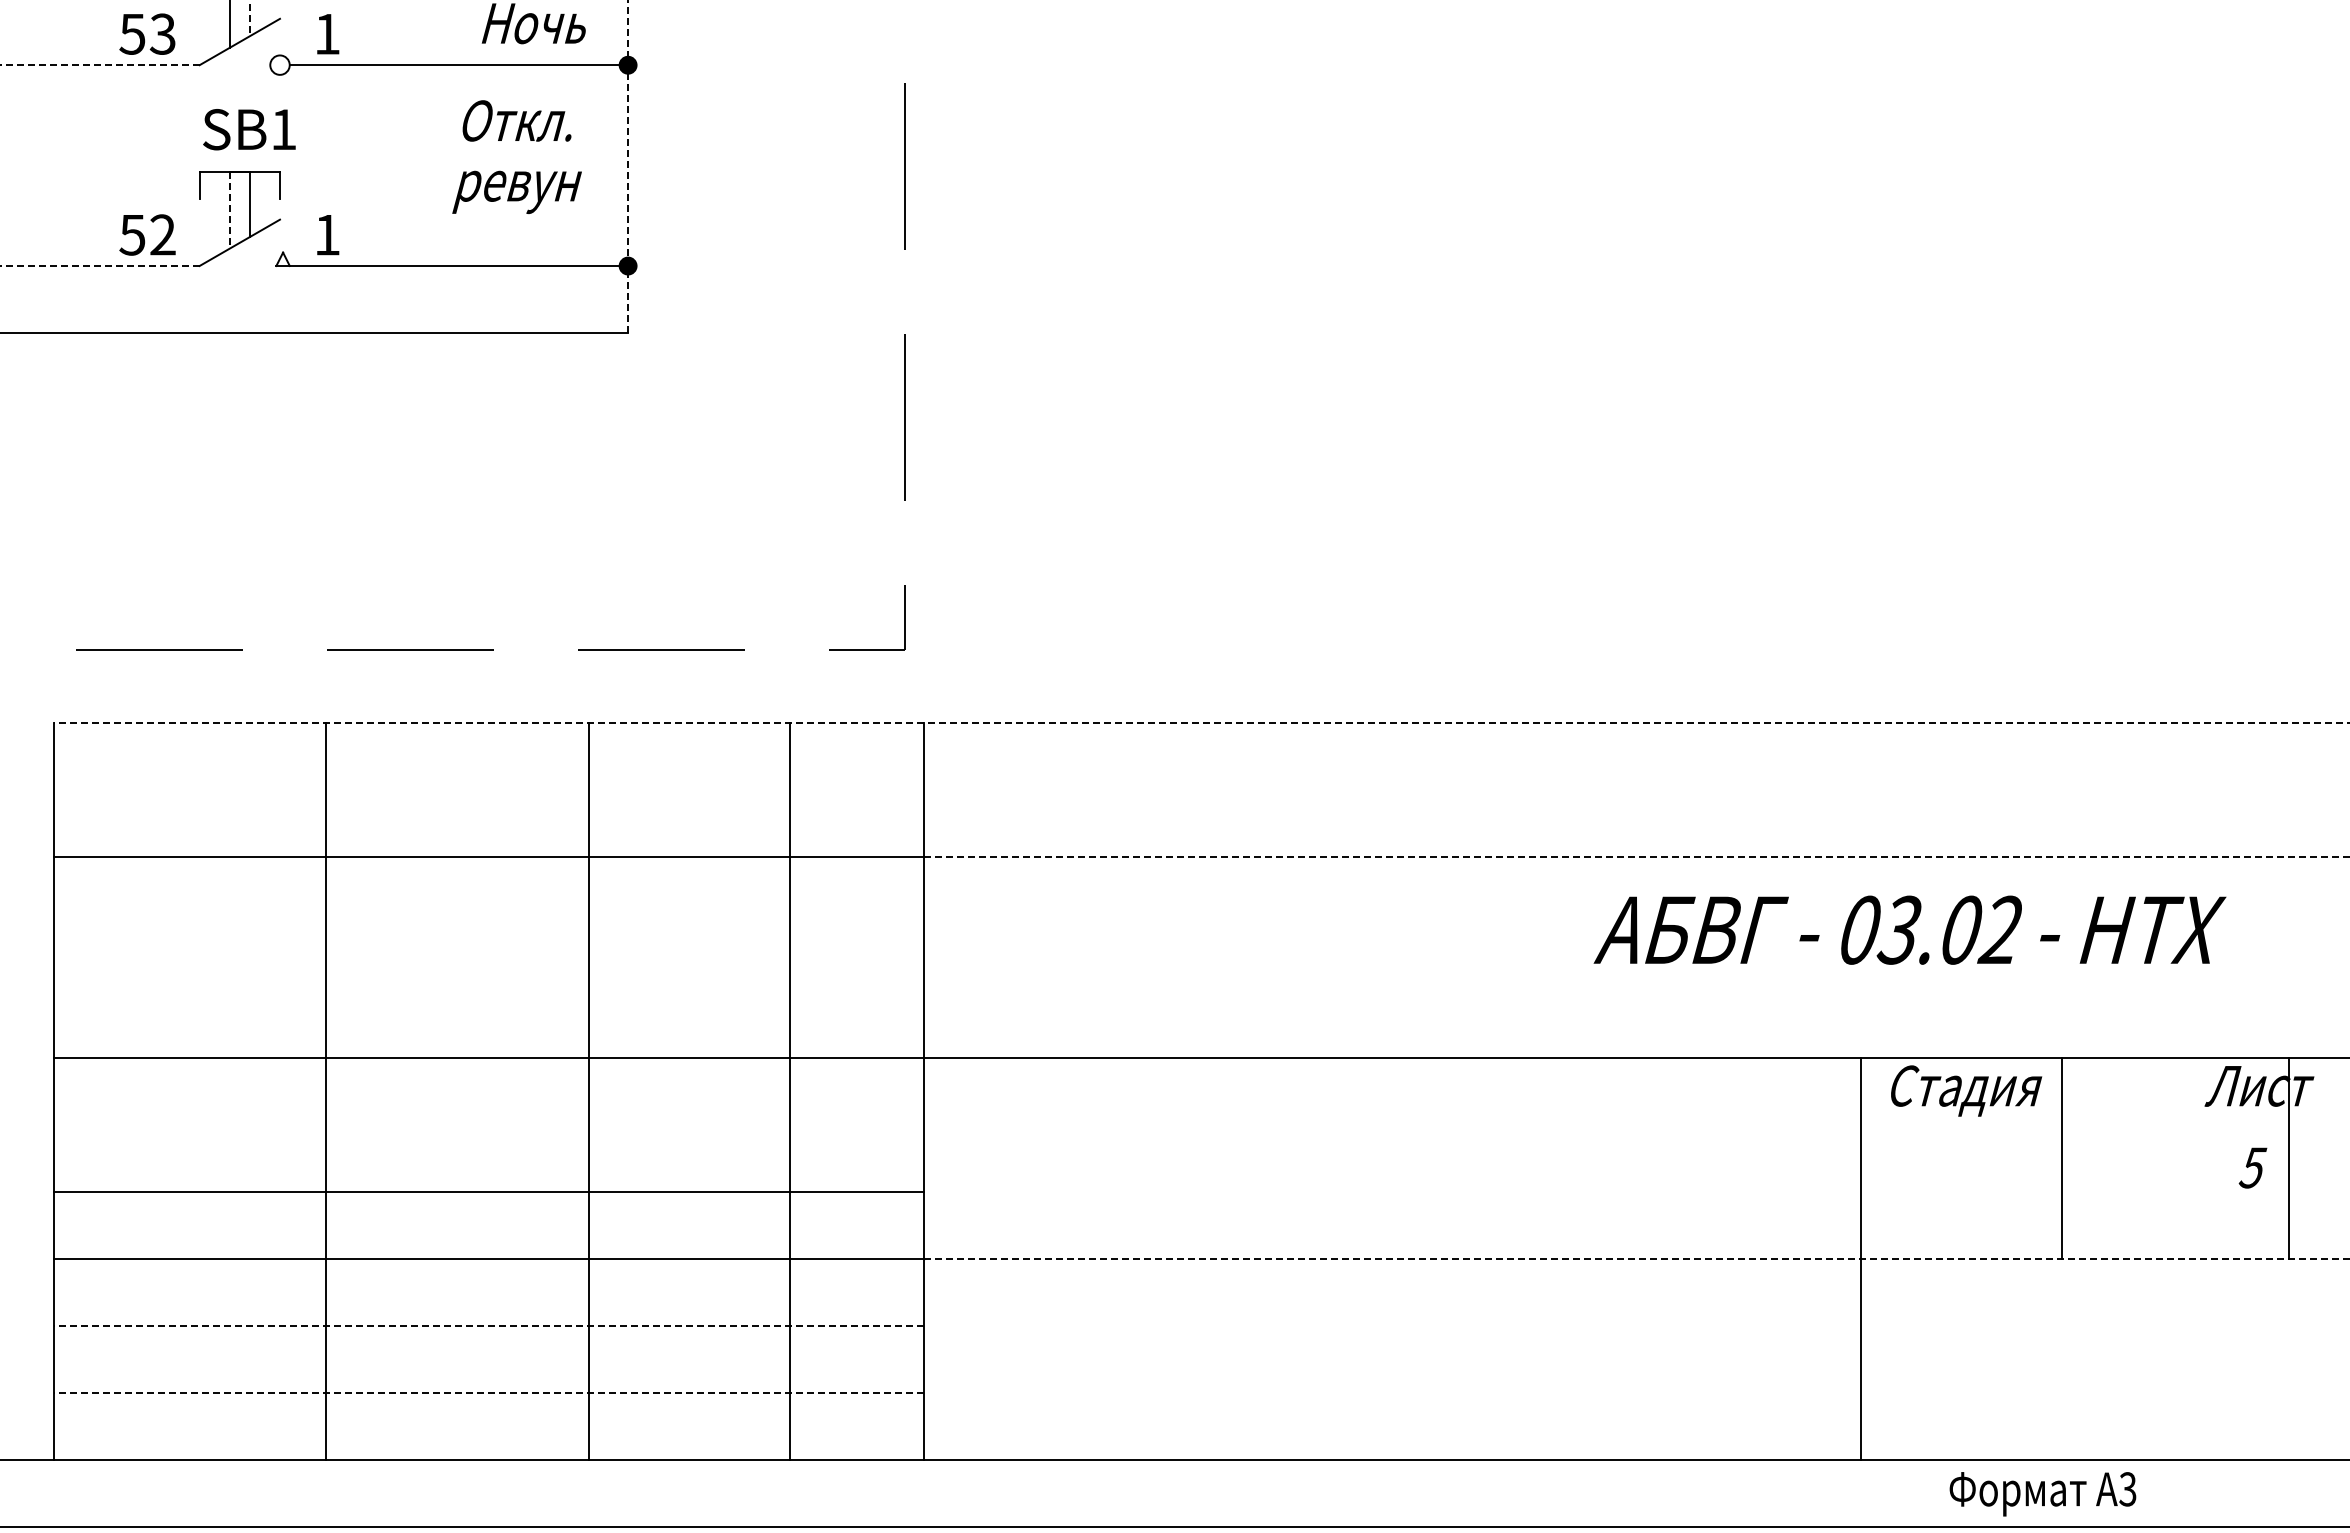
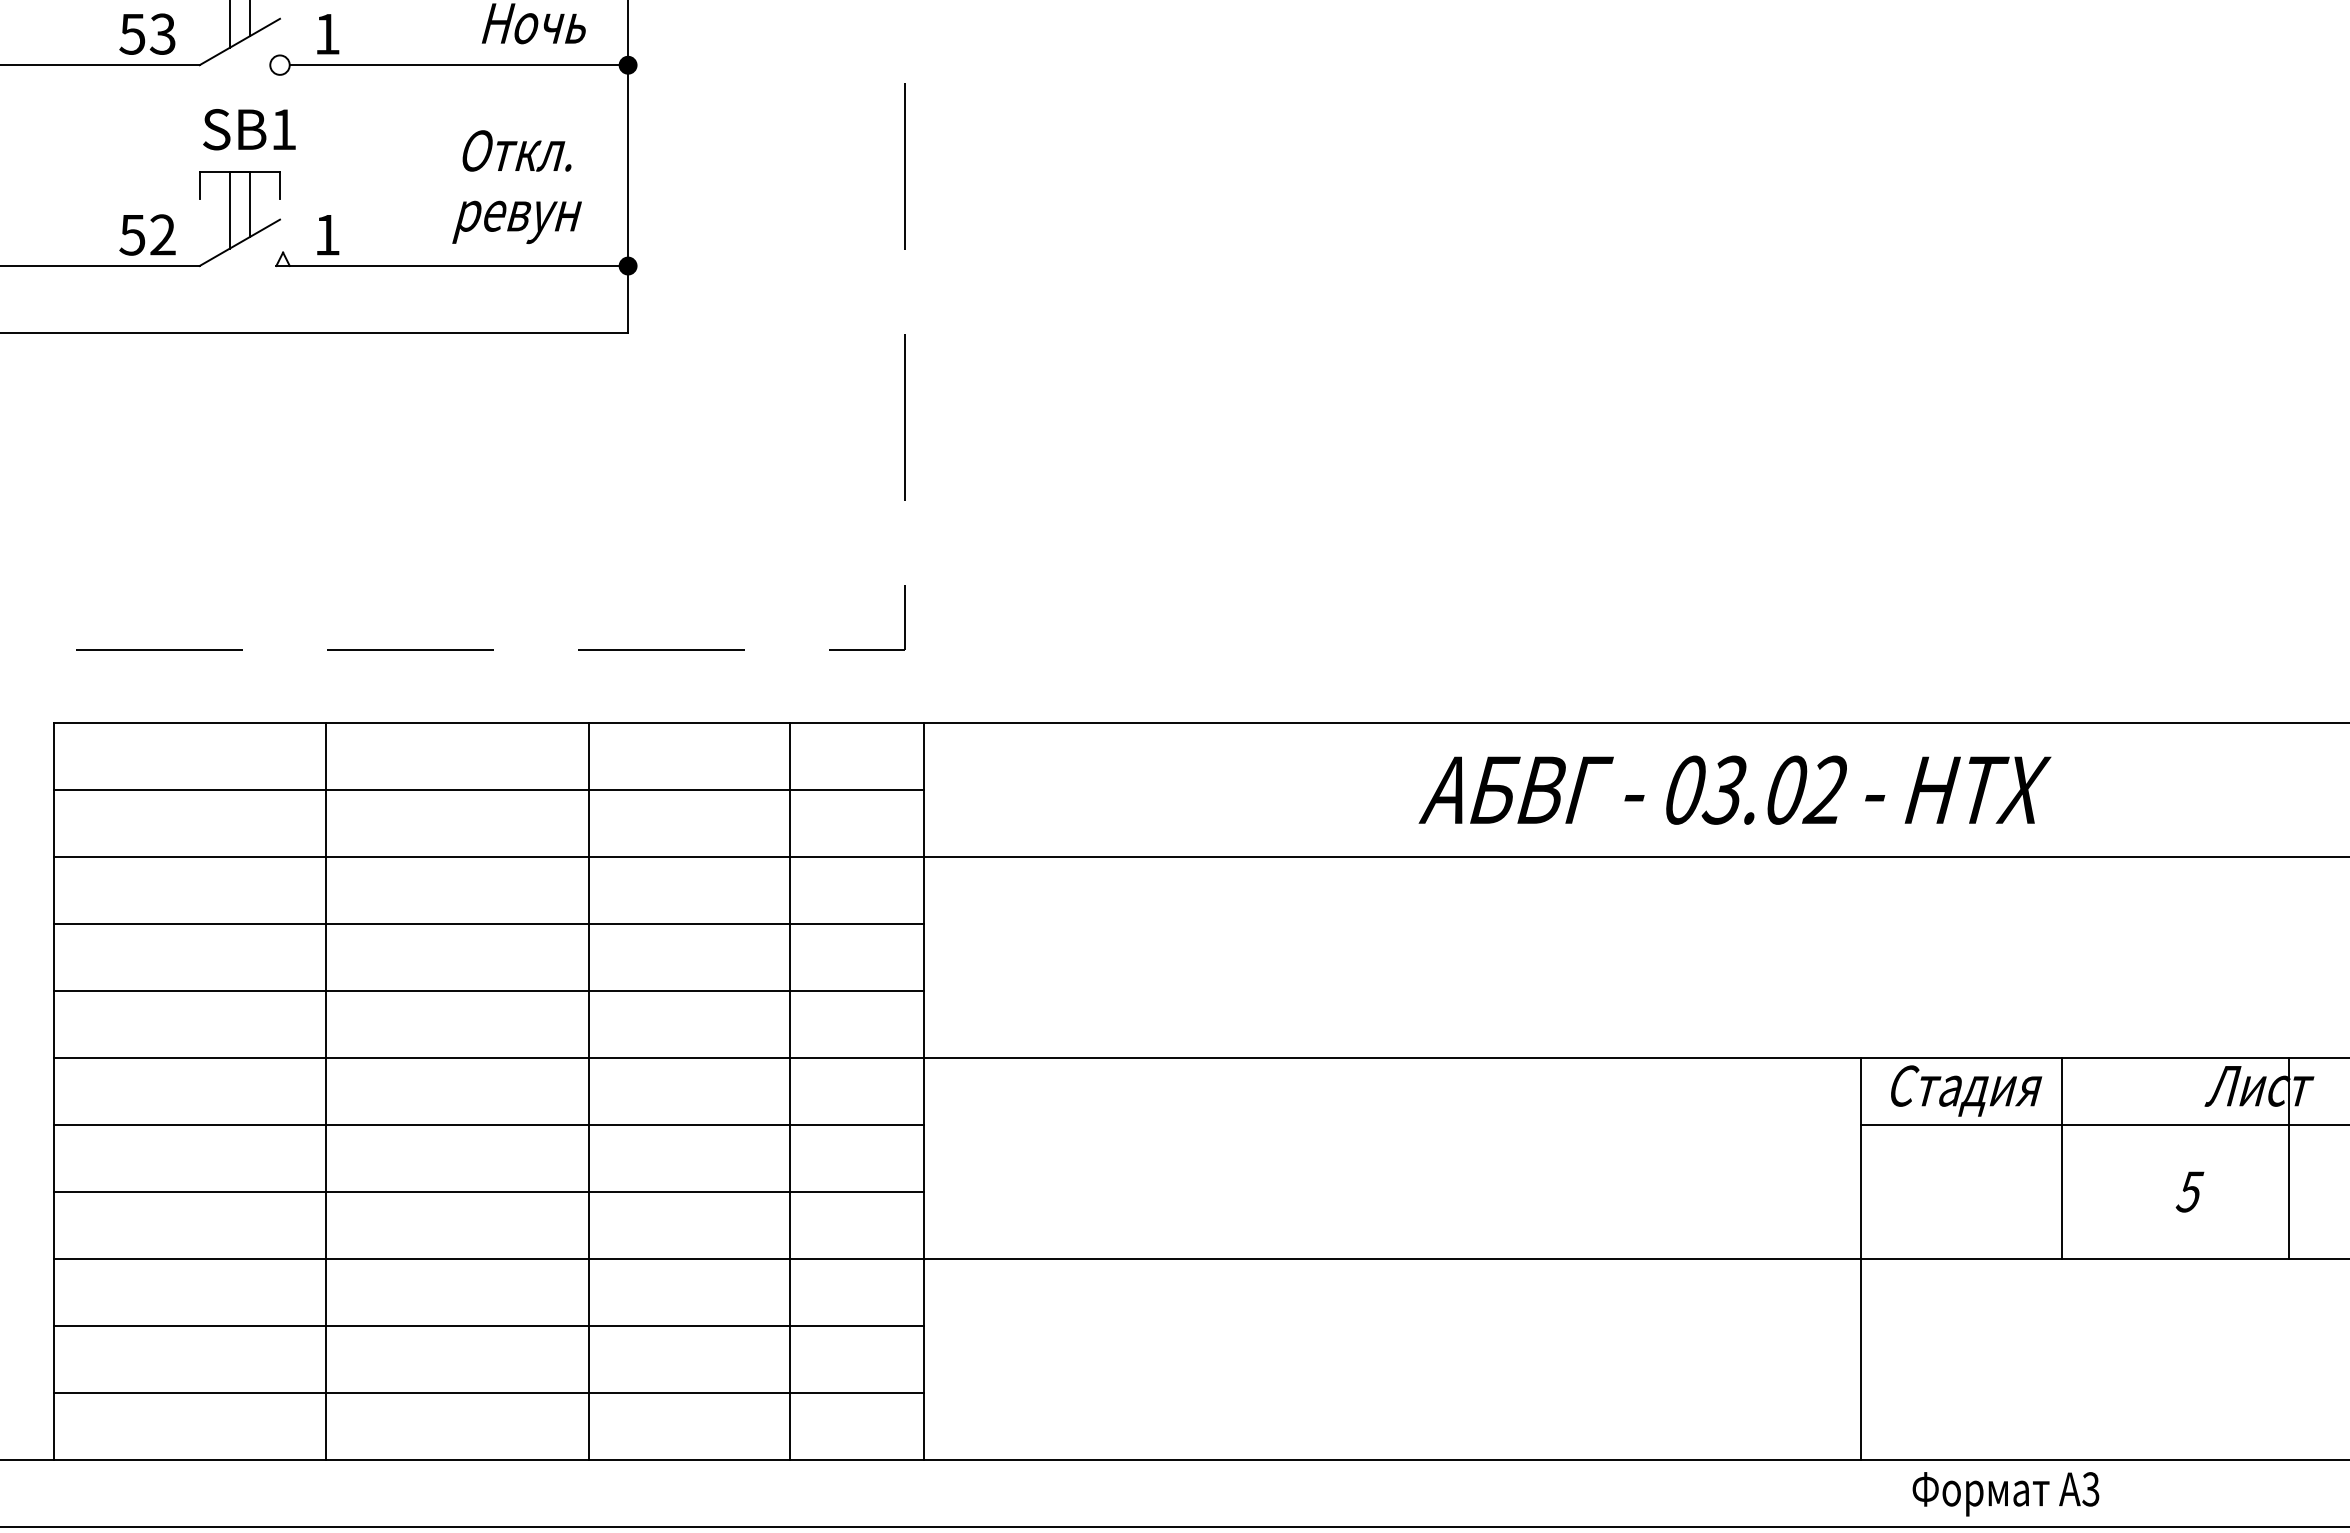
line: dashed -> solid (249, 18)
line: dashed -> solid (99, 65)
text position: (516, 156) -> (516, 186) (516, 186)
line: dashed -> solid (628, 166)
line: dashed -> solid (229, 211)
line: dashed -> solid (99, 265)
line: dashed -> solid (1201, 723)
line: none -> present (488, 790)
line: dashed -> solid (1636, 857)
line: none -> present (488, 924)
text position: (1909, 929) -> (1734, 789) (1734, 789)
line: none -> present (488, 991)
line: none -> present (488, 1124)
line: none -> present (2103, 1124)
text position: (2252, 1167) -> (2189, 1191) (2189, 1191)
line: dashed -> solid (1636, 1258)
line: dashed -> solid (488, 1325)
line: dashed -> solid (488, 1392)
text position: (2042, 1494) -> (2005, 1494) (2005, 1494)
